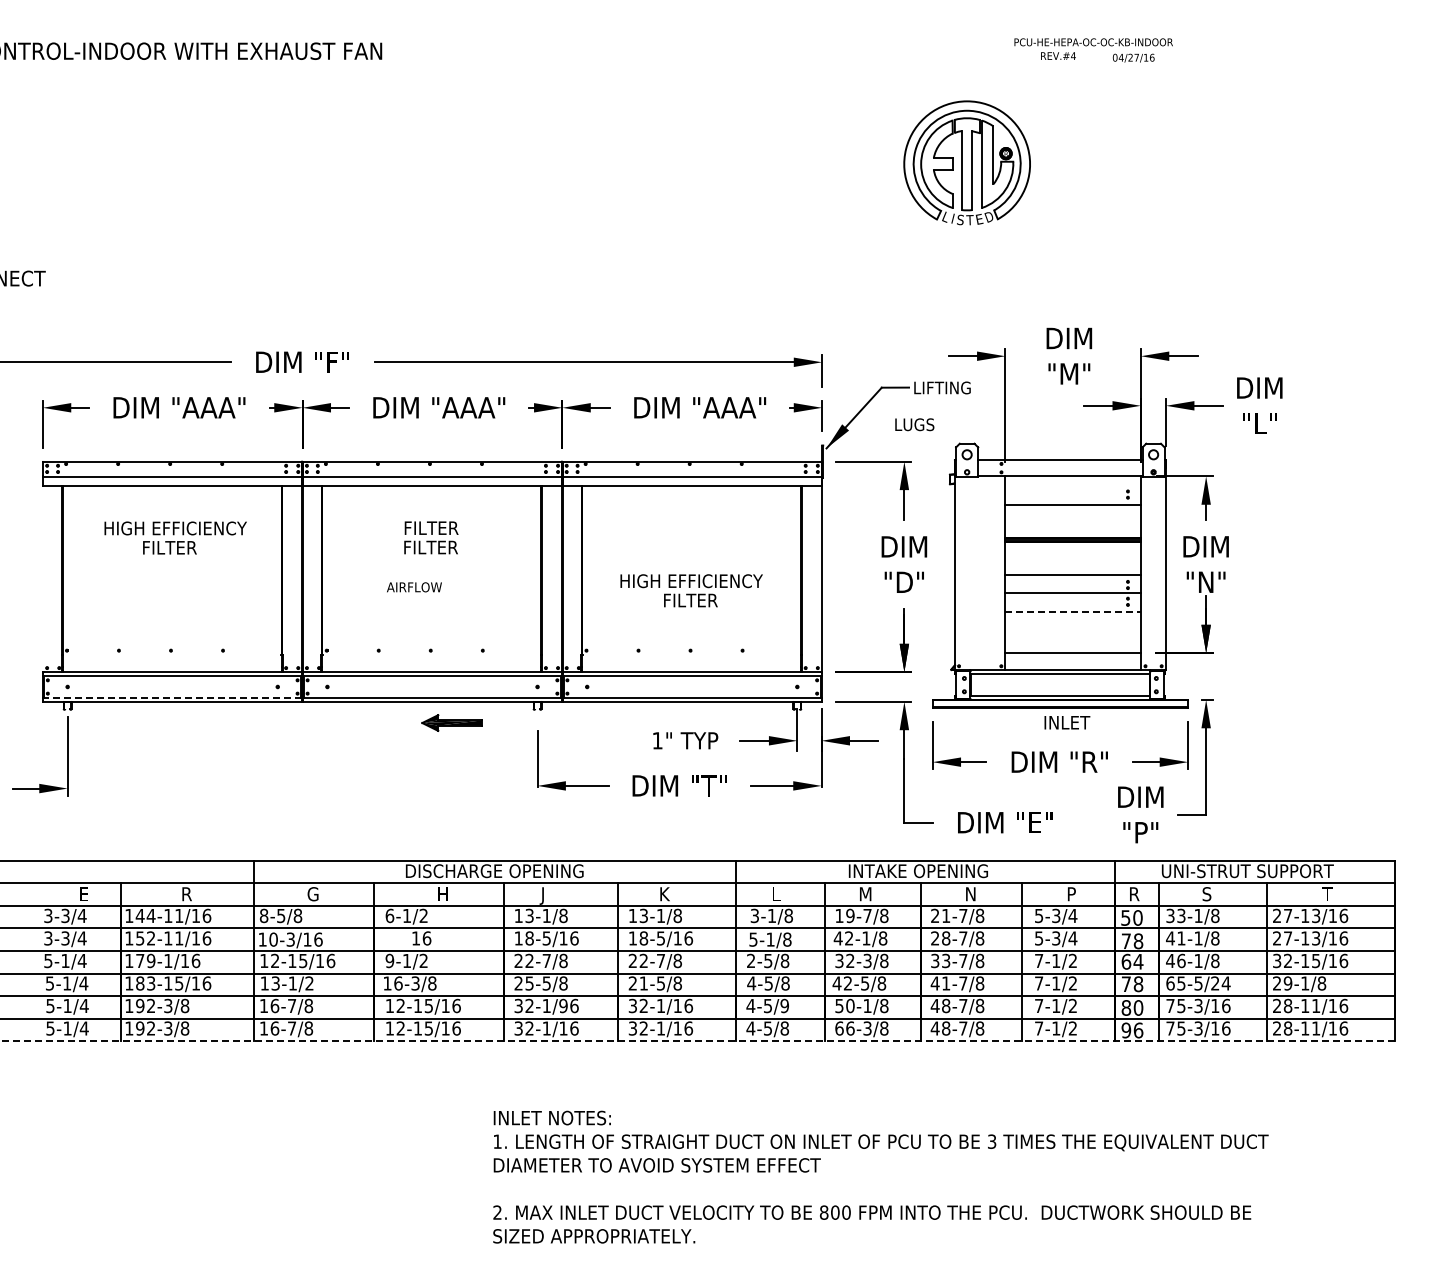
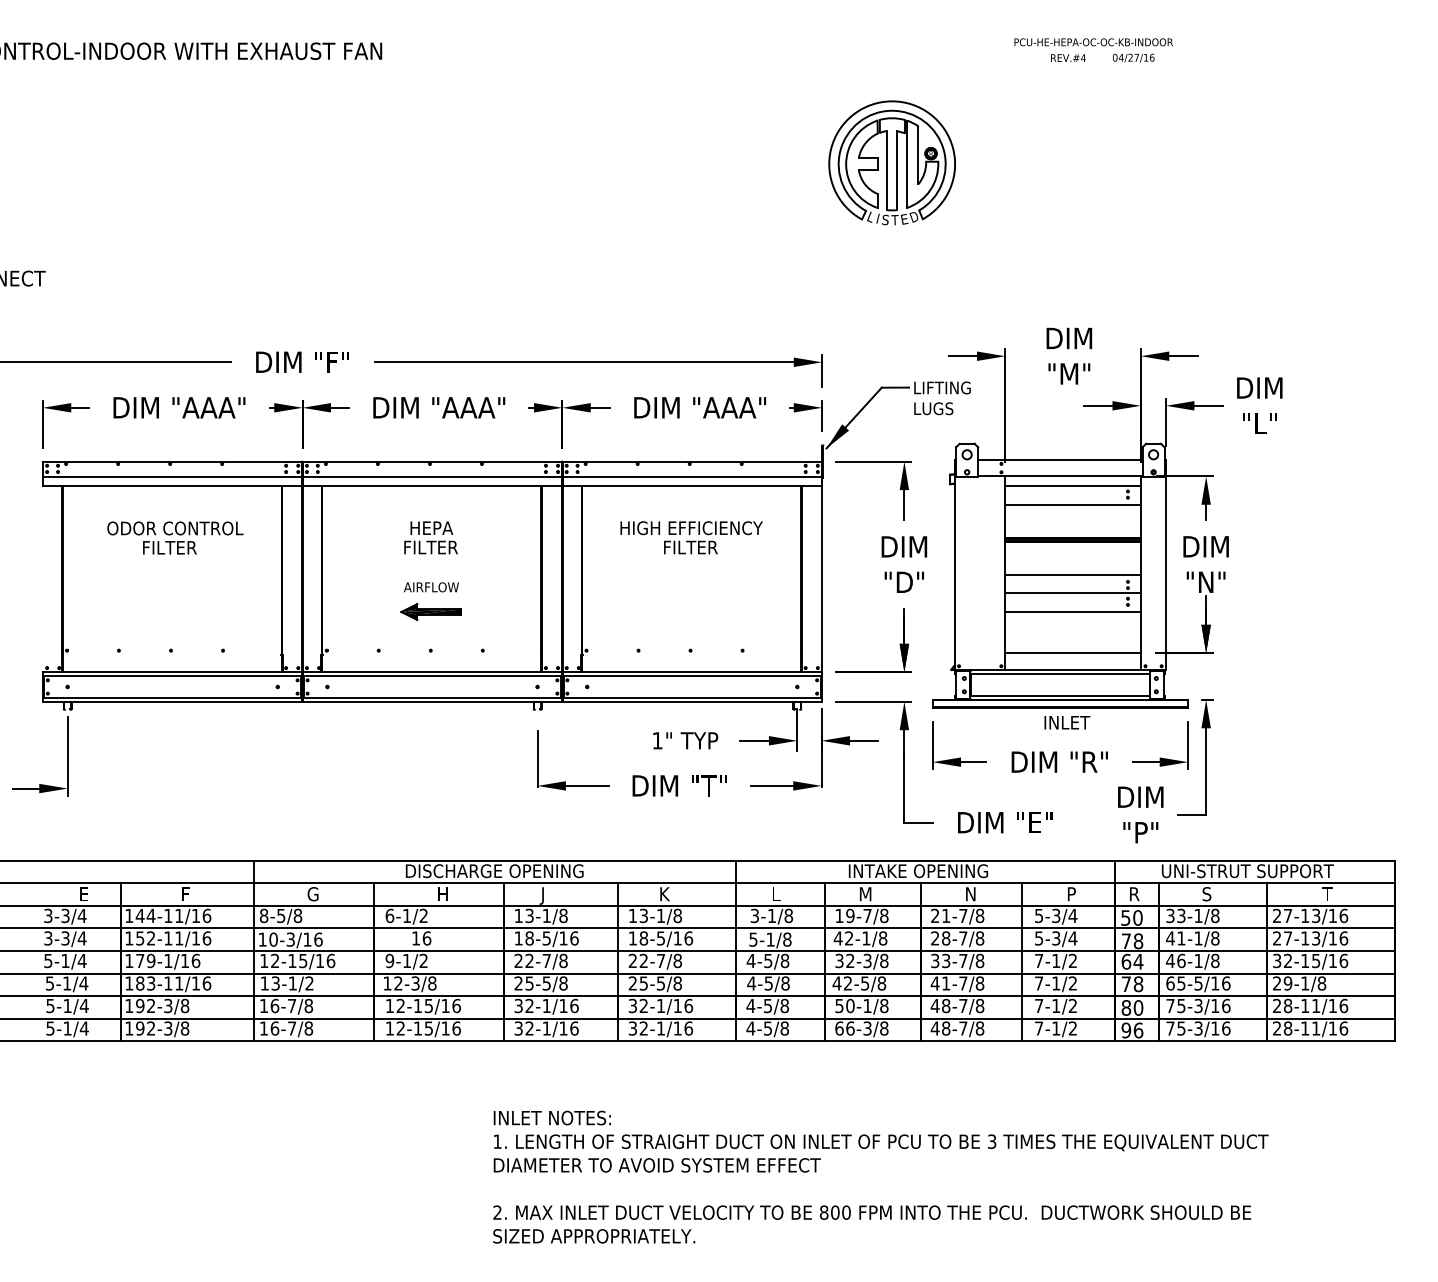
text position: (1058, 55) -> (1068, 57) (1068, 57)
part position: (966, 162) -> (891, 162) (891, 162)
text position: (914, 424) -> (933, 408) (933, 408)
line: none -> present (1072, 486)
text: FILTER -> HEPA (431, 527)
text: HIGH EFFICIENCY -> ODOR CONTROL (175, 528)
text position: (414, 587) -> (431, 587) (431, 587)
text position: (691, 590) -> (691, 537) (691, 537)
line: dashed -> solid (1073, 612)
line: dashed -> solid (172, 697)
part position: (451, 722) -> (430, 611) (430, 611)
text: R -> F (186, 894)
text: 2-5/8 -> 4-5/8 (750, 960)
text: 183-15/16 -> 183-11/16 (179, 983)
text: 16-3/8 -> 12-3/8 (398, 983)
text: 21-5/8 -> 25-5/8 (643, 983)
text: 65-5/24 -> 65-5/16 (1220, 983)
text: 32-1/96 -> 32-1/16 (563, 1005)
text: 4-5/9 -> 4-5/8 (784, 1006)
line: dashed -> solid (697, 1041)
